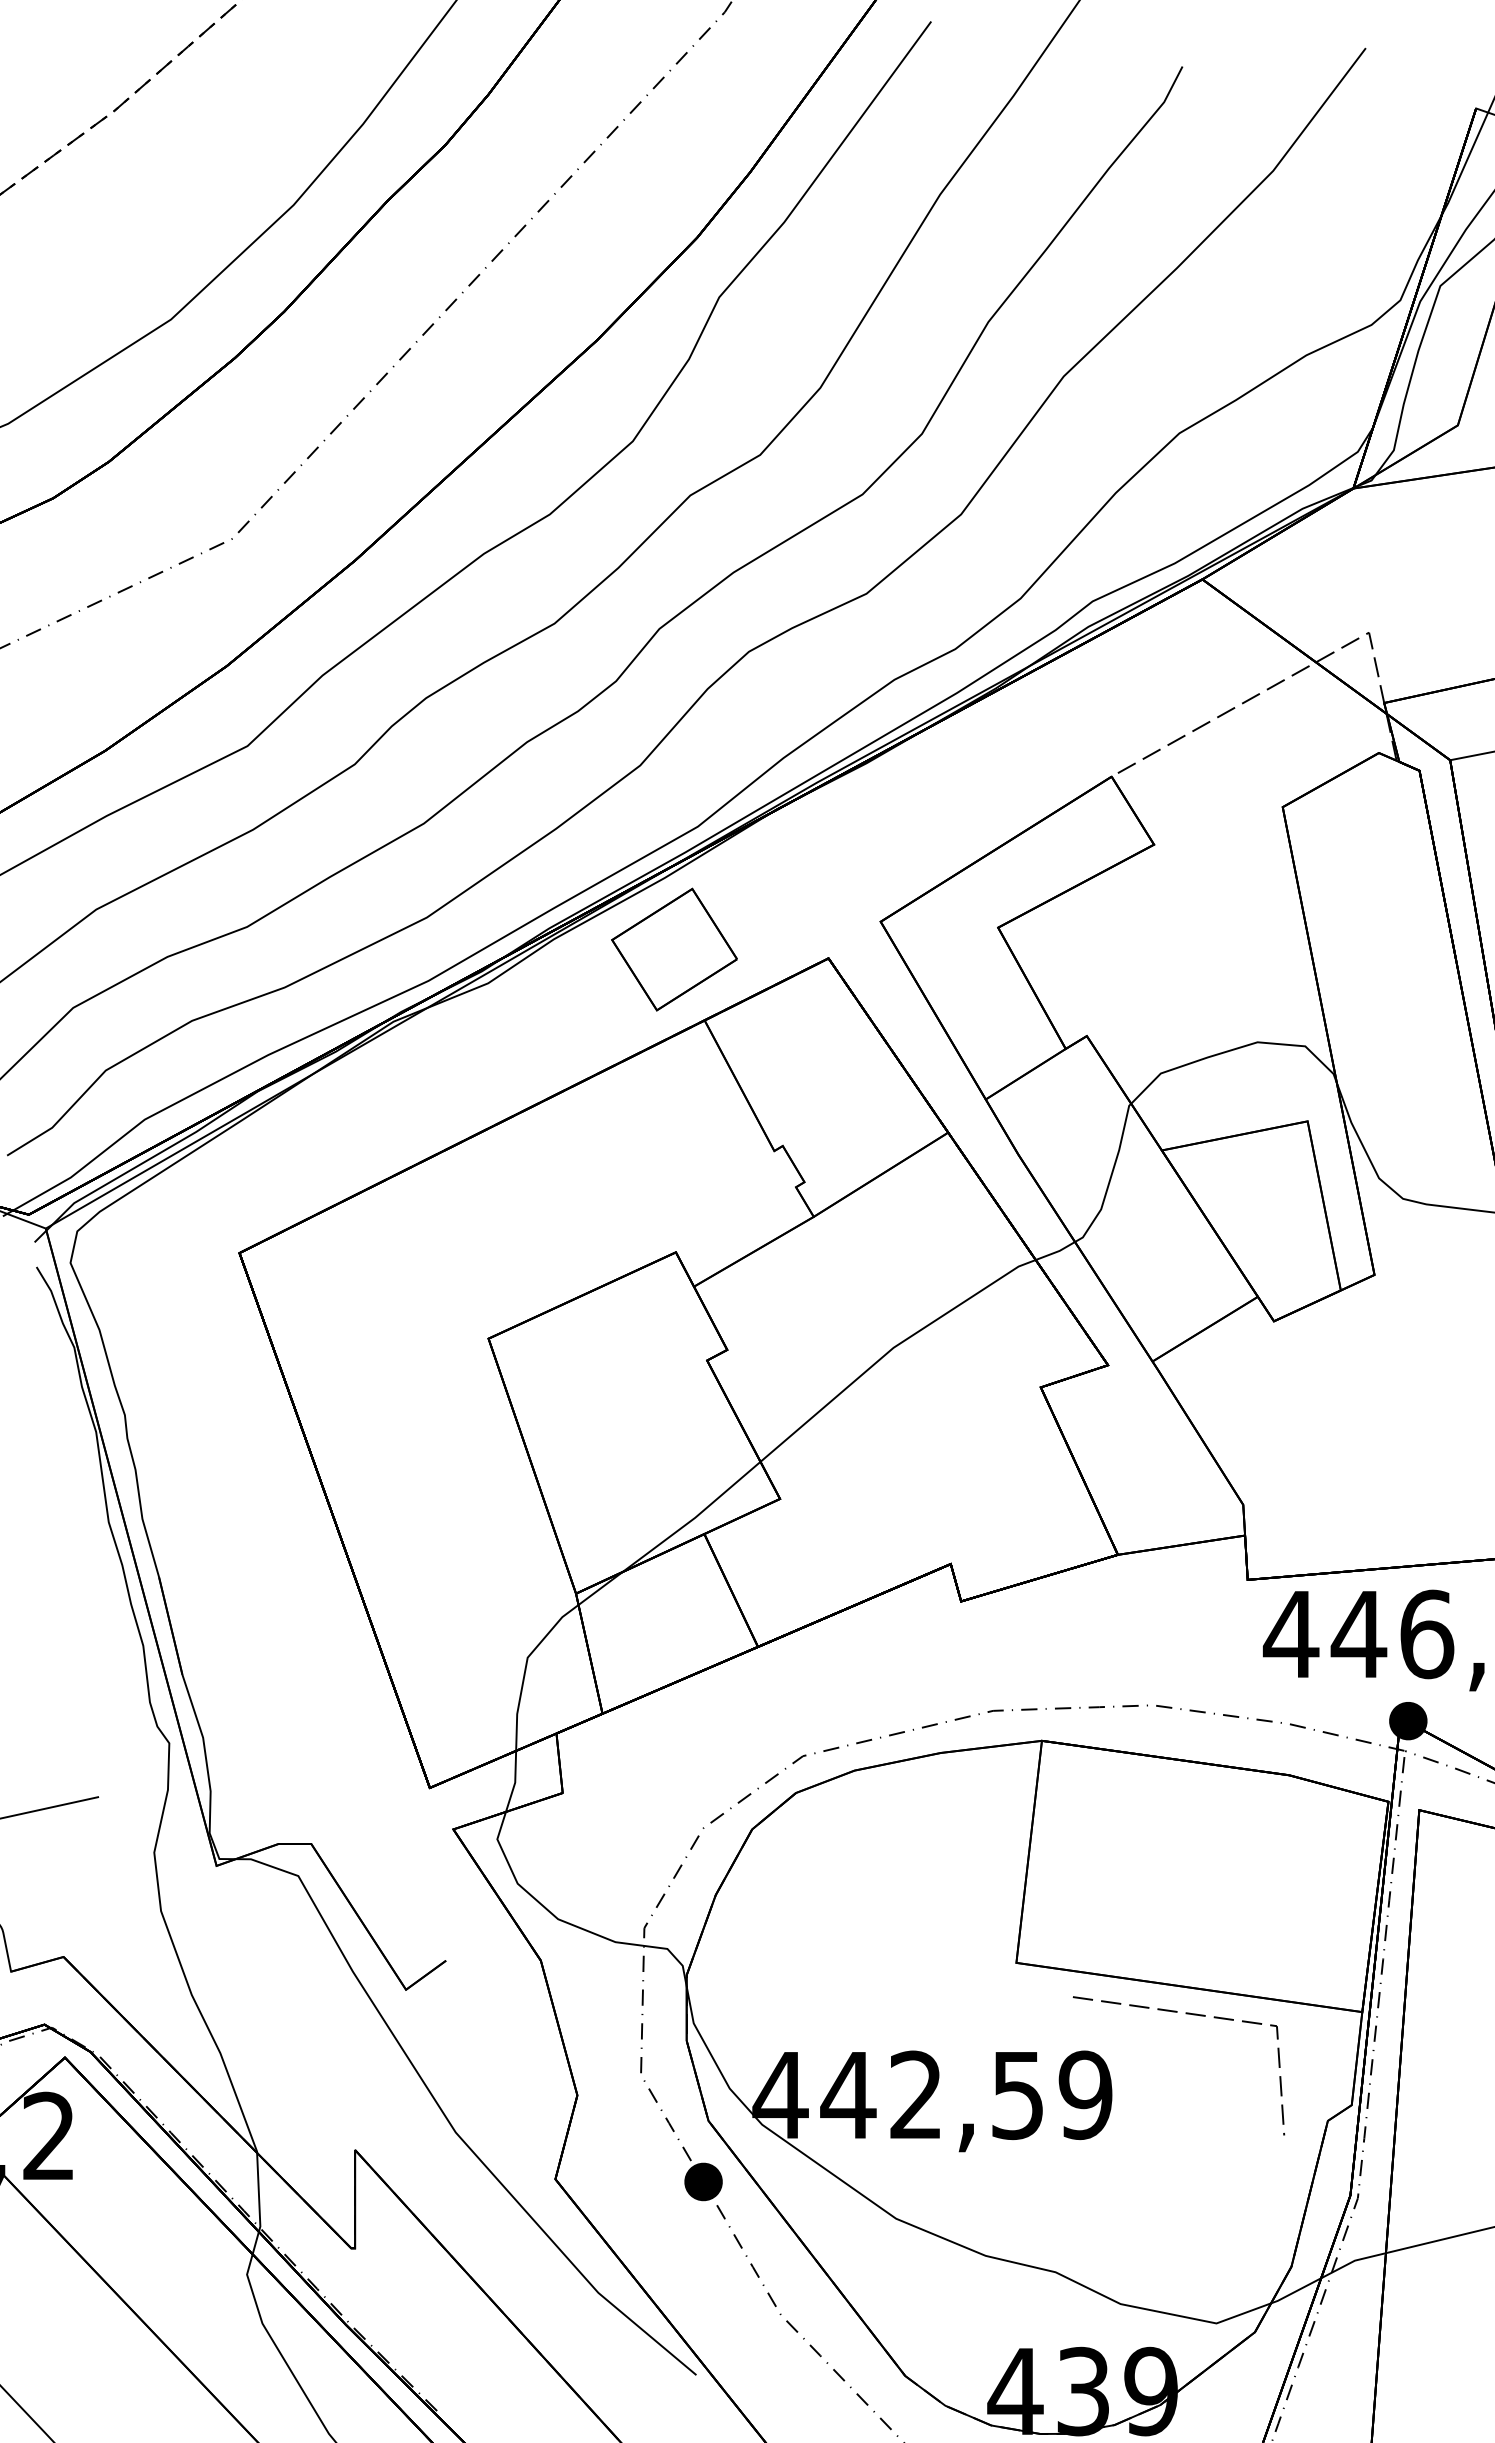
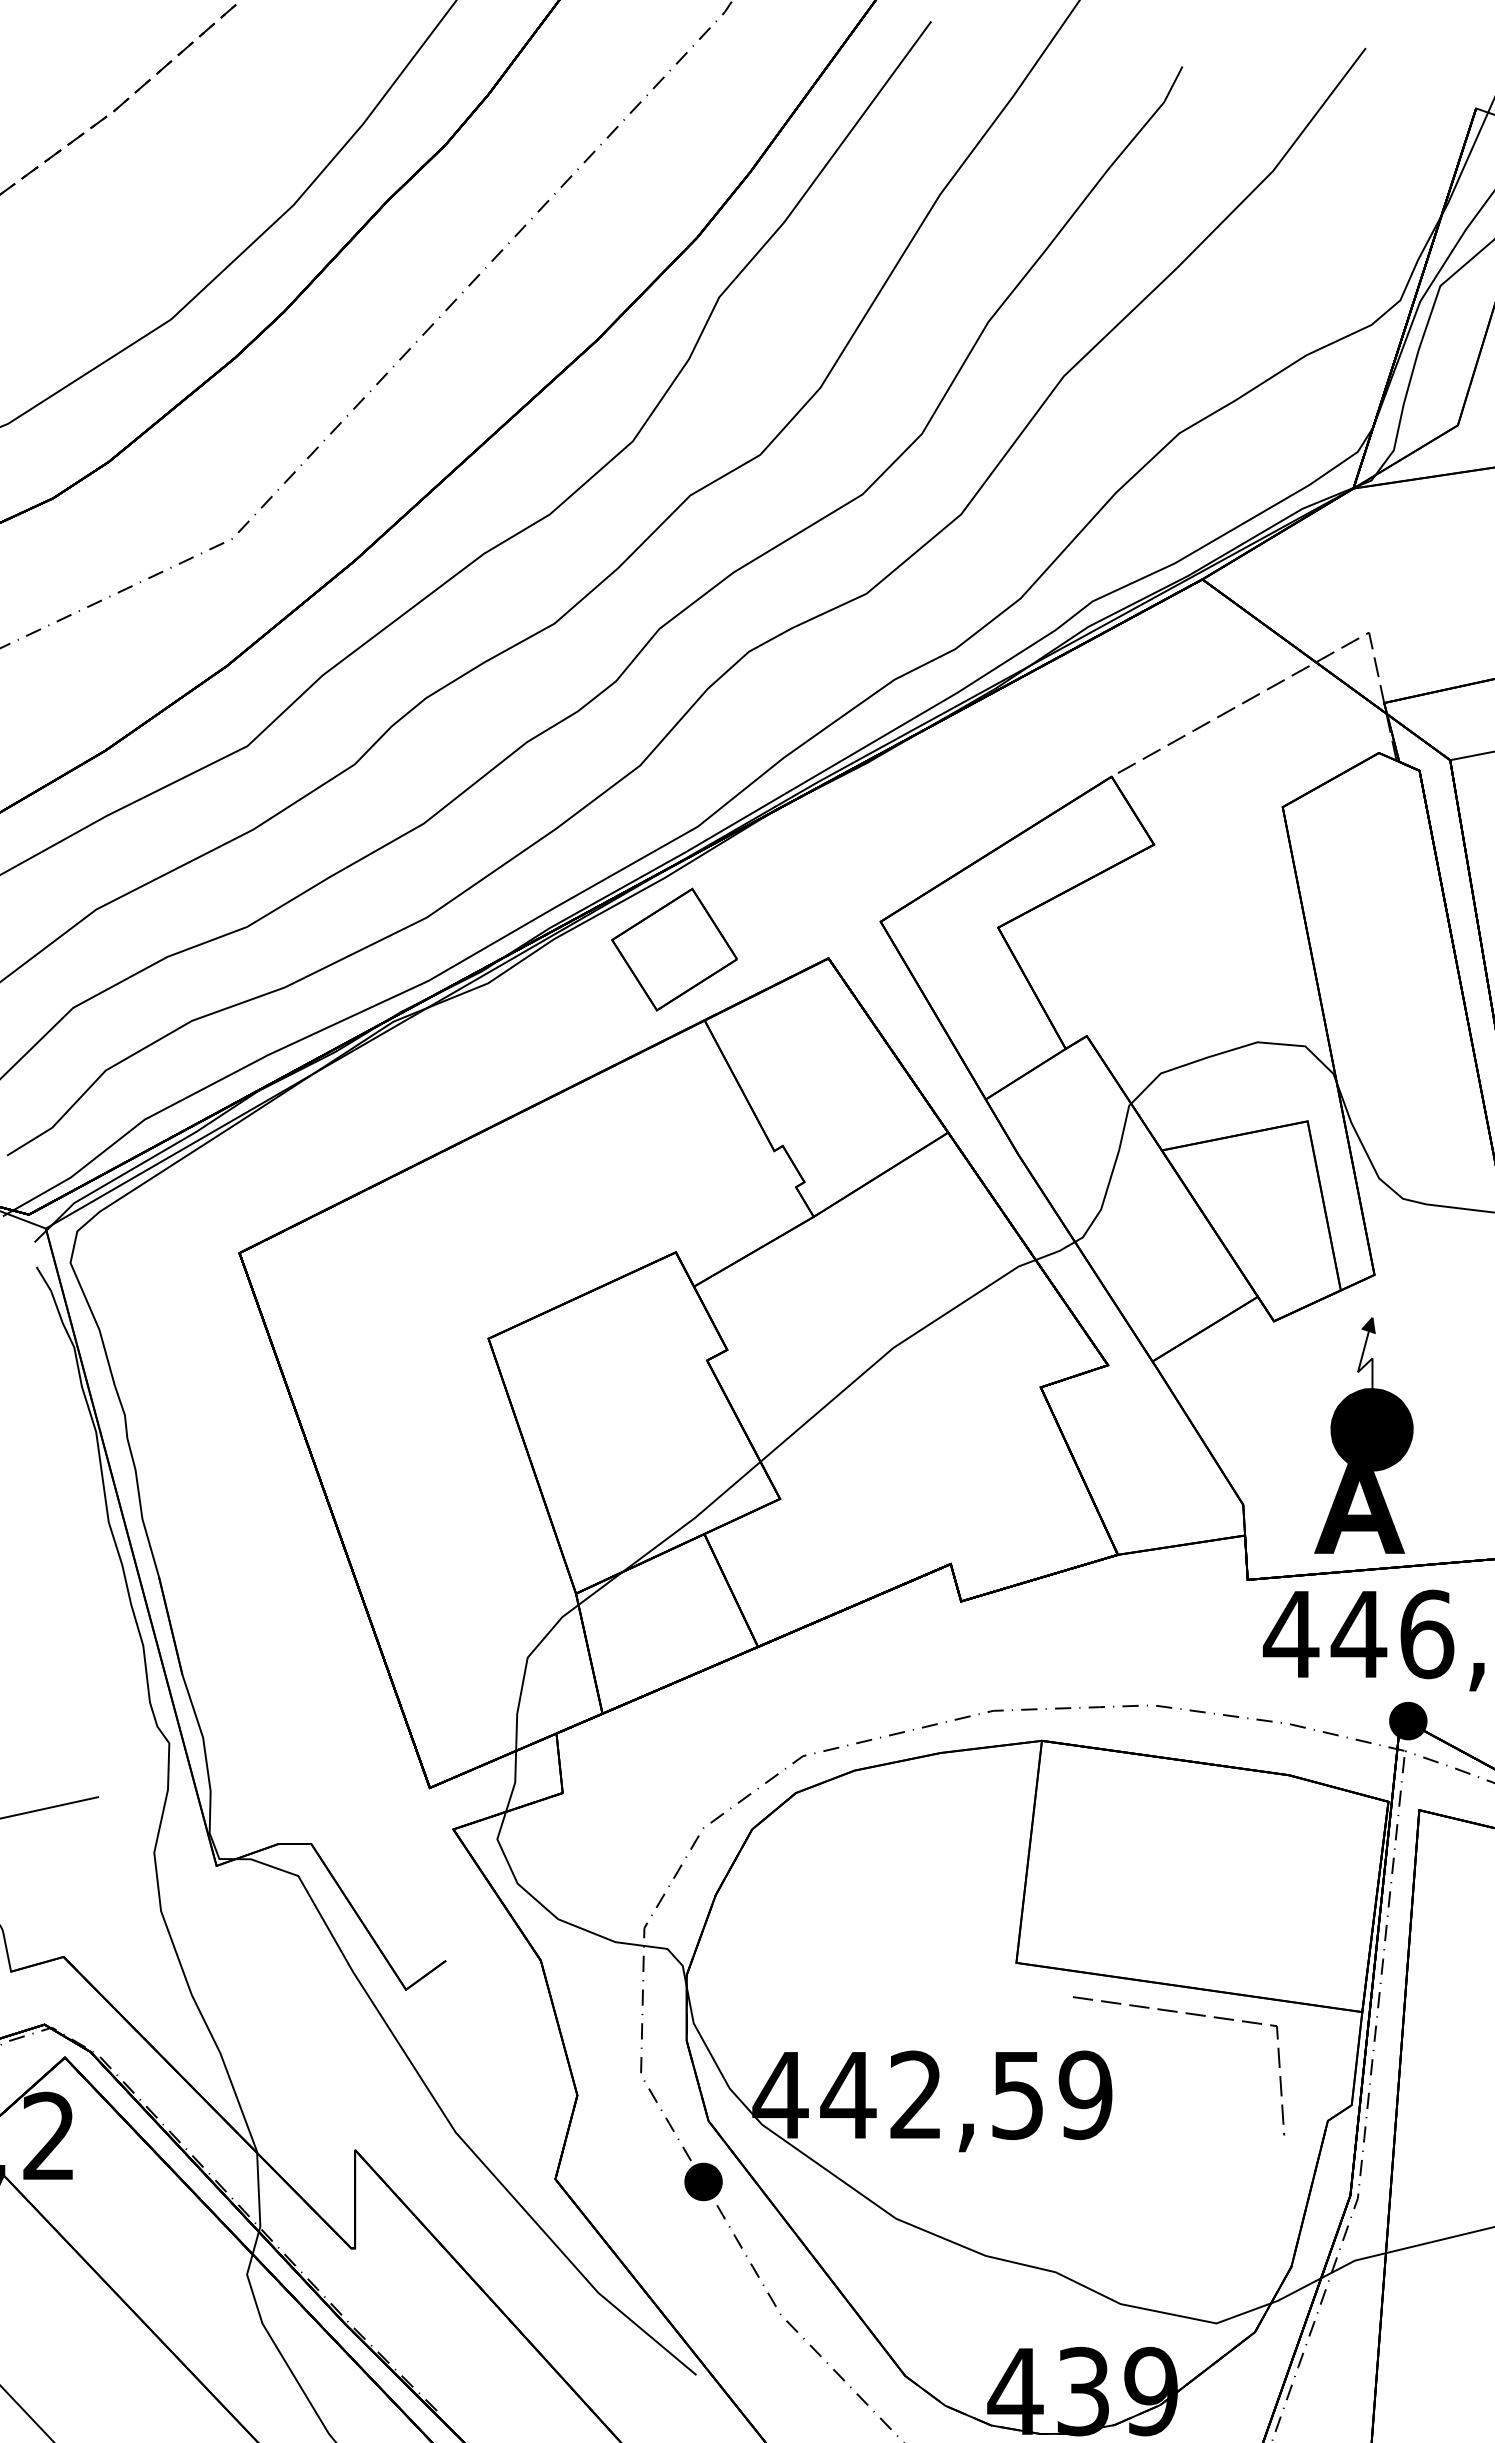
part: none -> present (1363, 1435)
